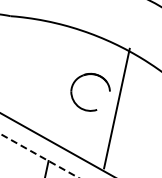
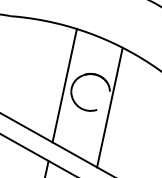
line: none -> present (64, 85)
line position: (116, 108) -> (109, 107) (109, 107)
line: dashed -> solid (39, 156)
